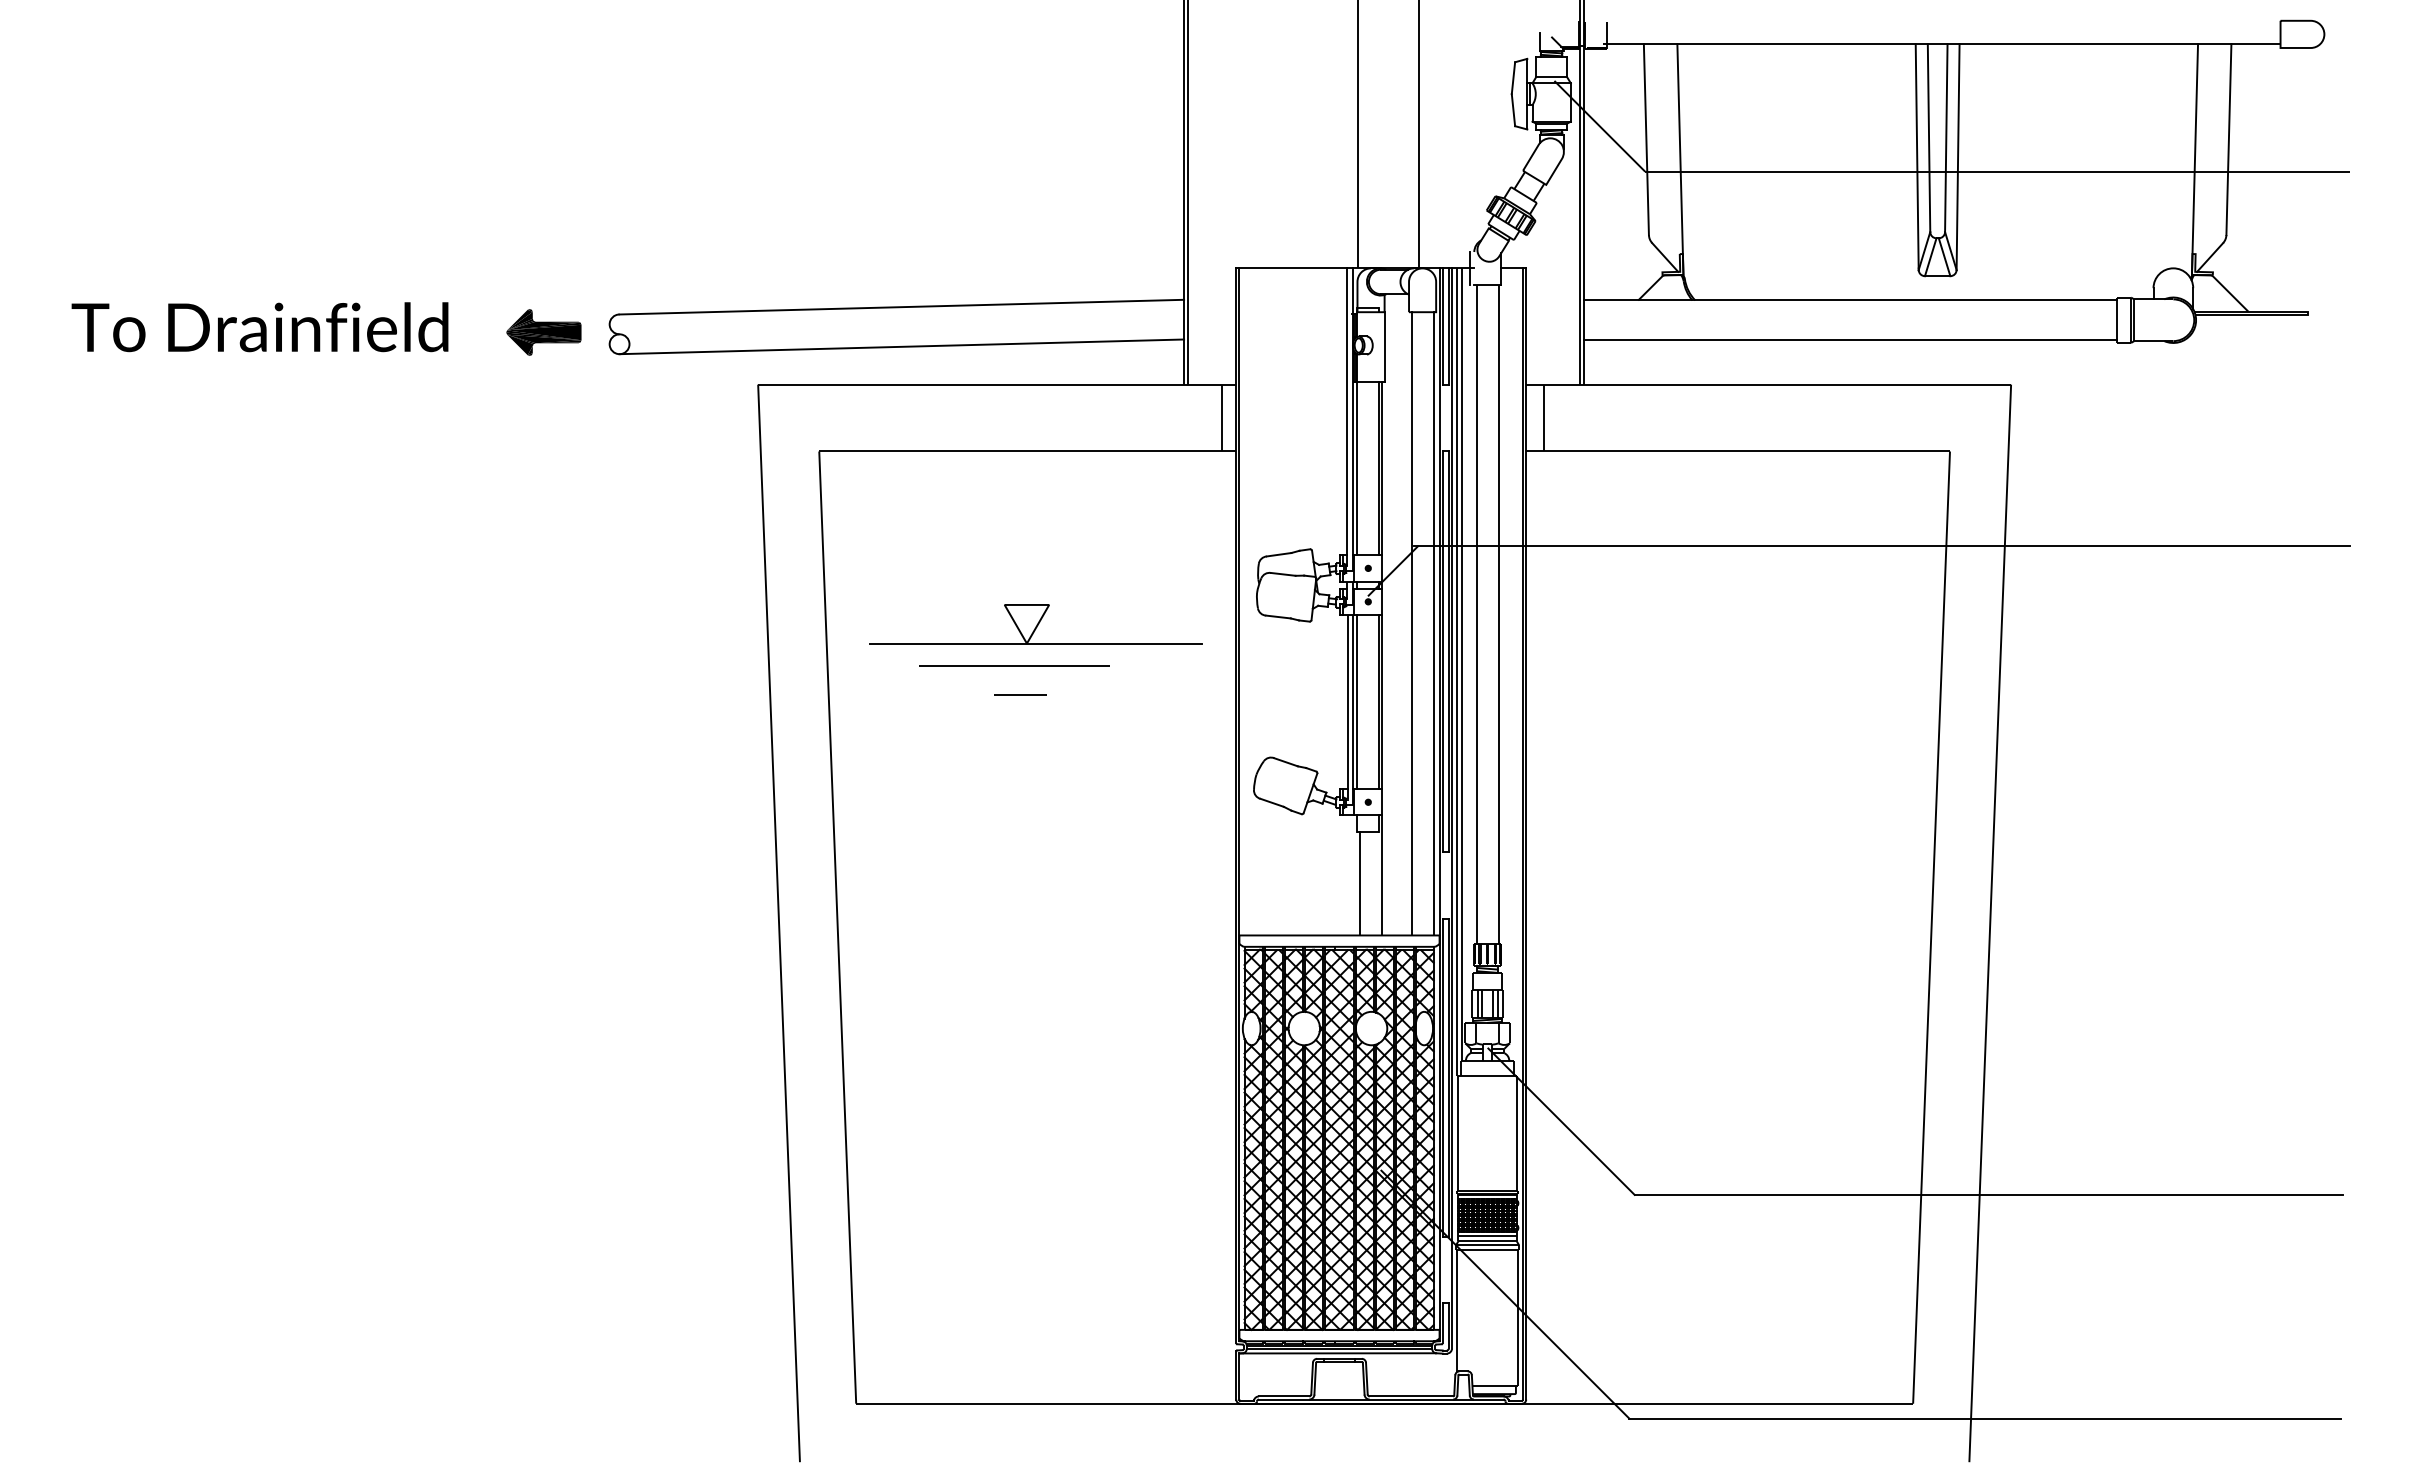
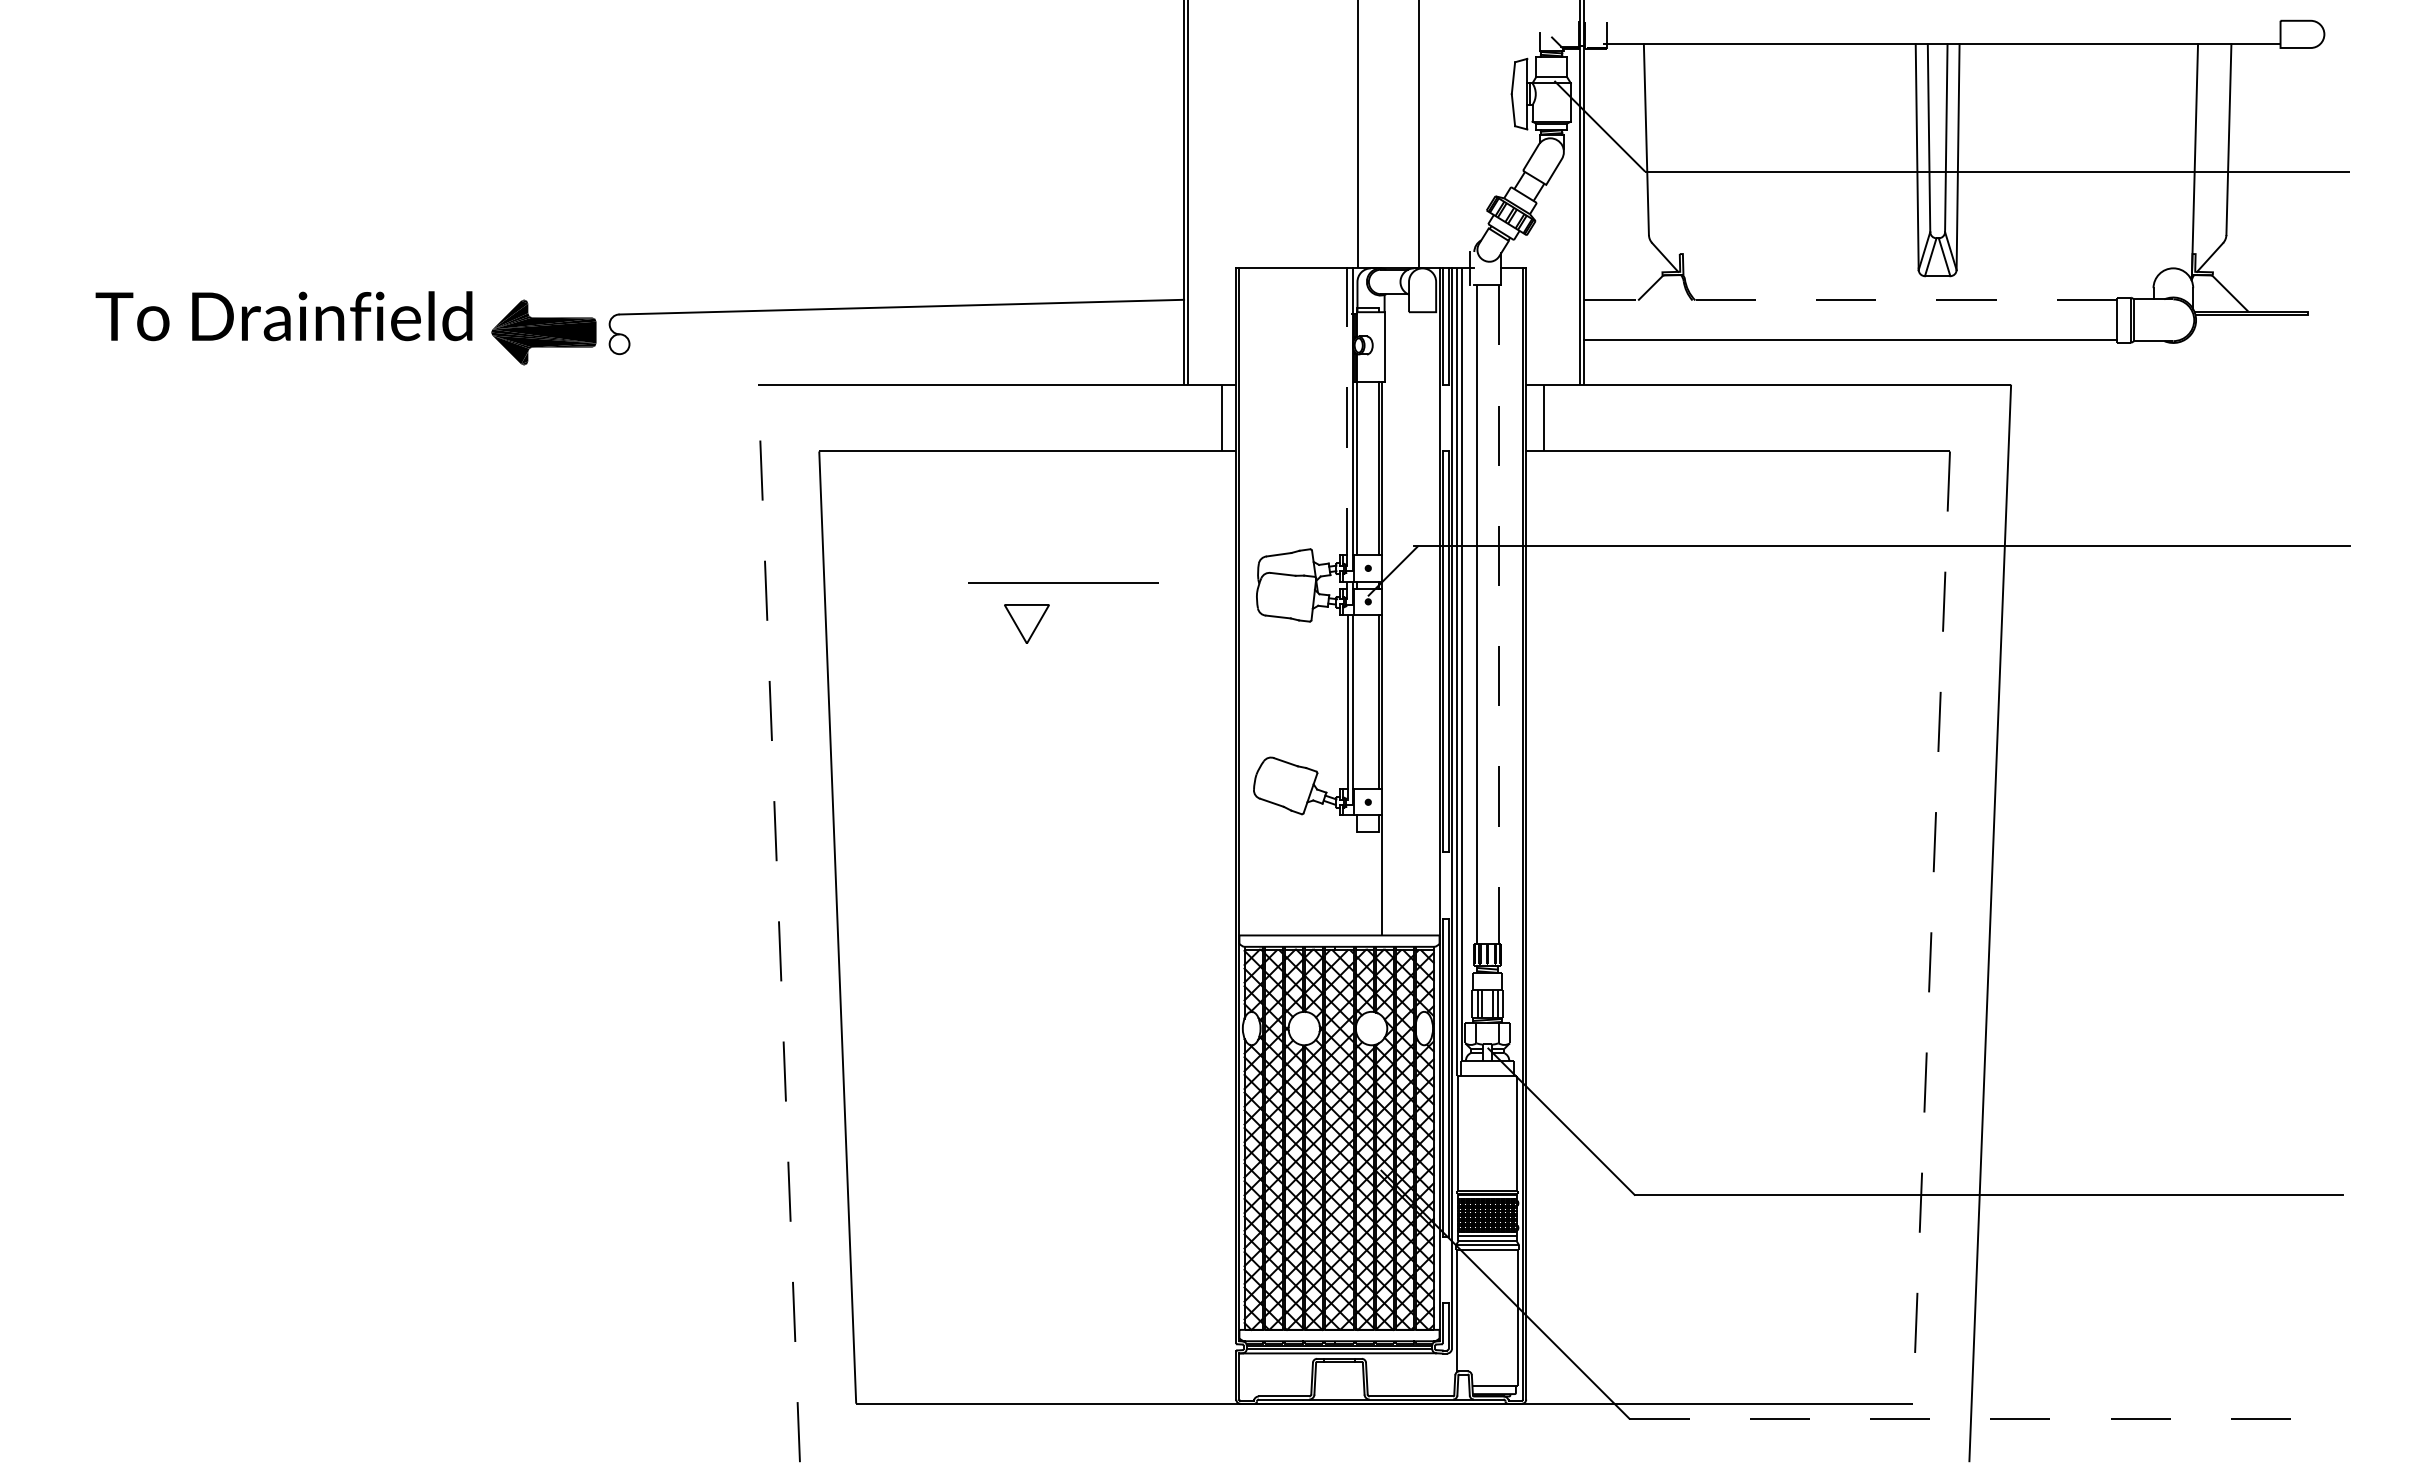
line: present -> none (1680, 161)
line: solid -> dashed (1849, 300)
text position: (259, 327) -> (283, 316) (283, 316)
part size: 76x47 px -> 106x67 px (543, 332)
line: present -> none (901, 346)
line: solid -> dashed (1347, 416)
line: solid -> dashed (1498, 615)
line: present -> none (1411, 623)
line: present -> none (1433, 623)
line: present -> none (1035, 643)
line position: (1014, 665) -> (1063, 582) (1063, 582)
line: present -> none (1020, 694)
line: present -> none (1357, 701)
line: present -> none (1360, 883)
line: solid -> dashed (779, 922)
line: solid -> dashed (1931, 928)
line: solid -> dashed (1985, 1418)
